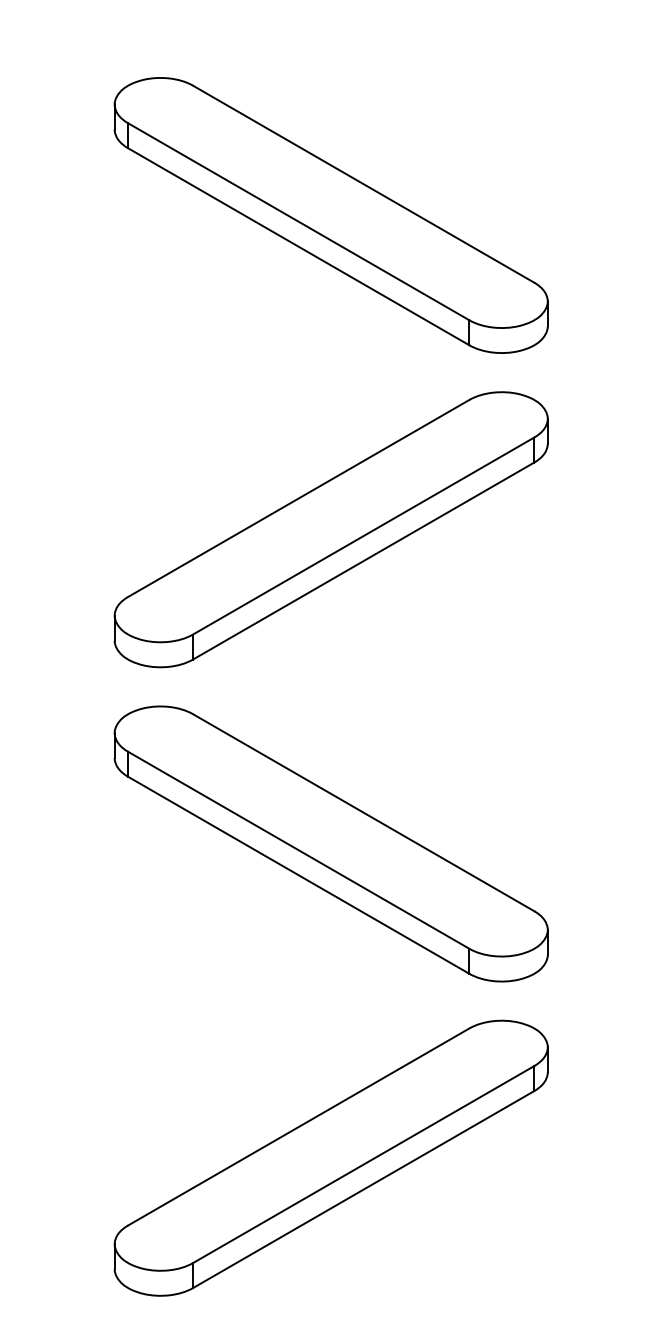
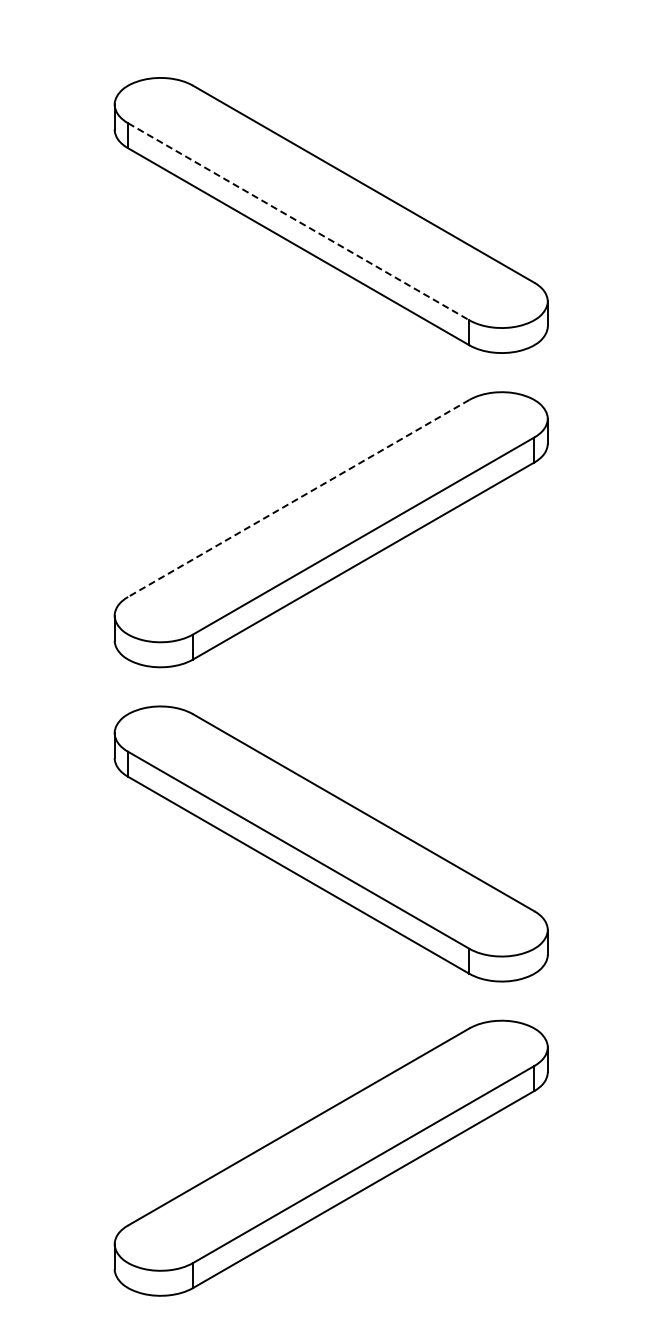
line: solid -> dashed (298, 221)
line: solid -> dashed (298, 498)
